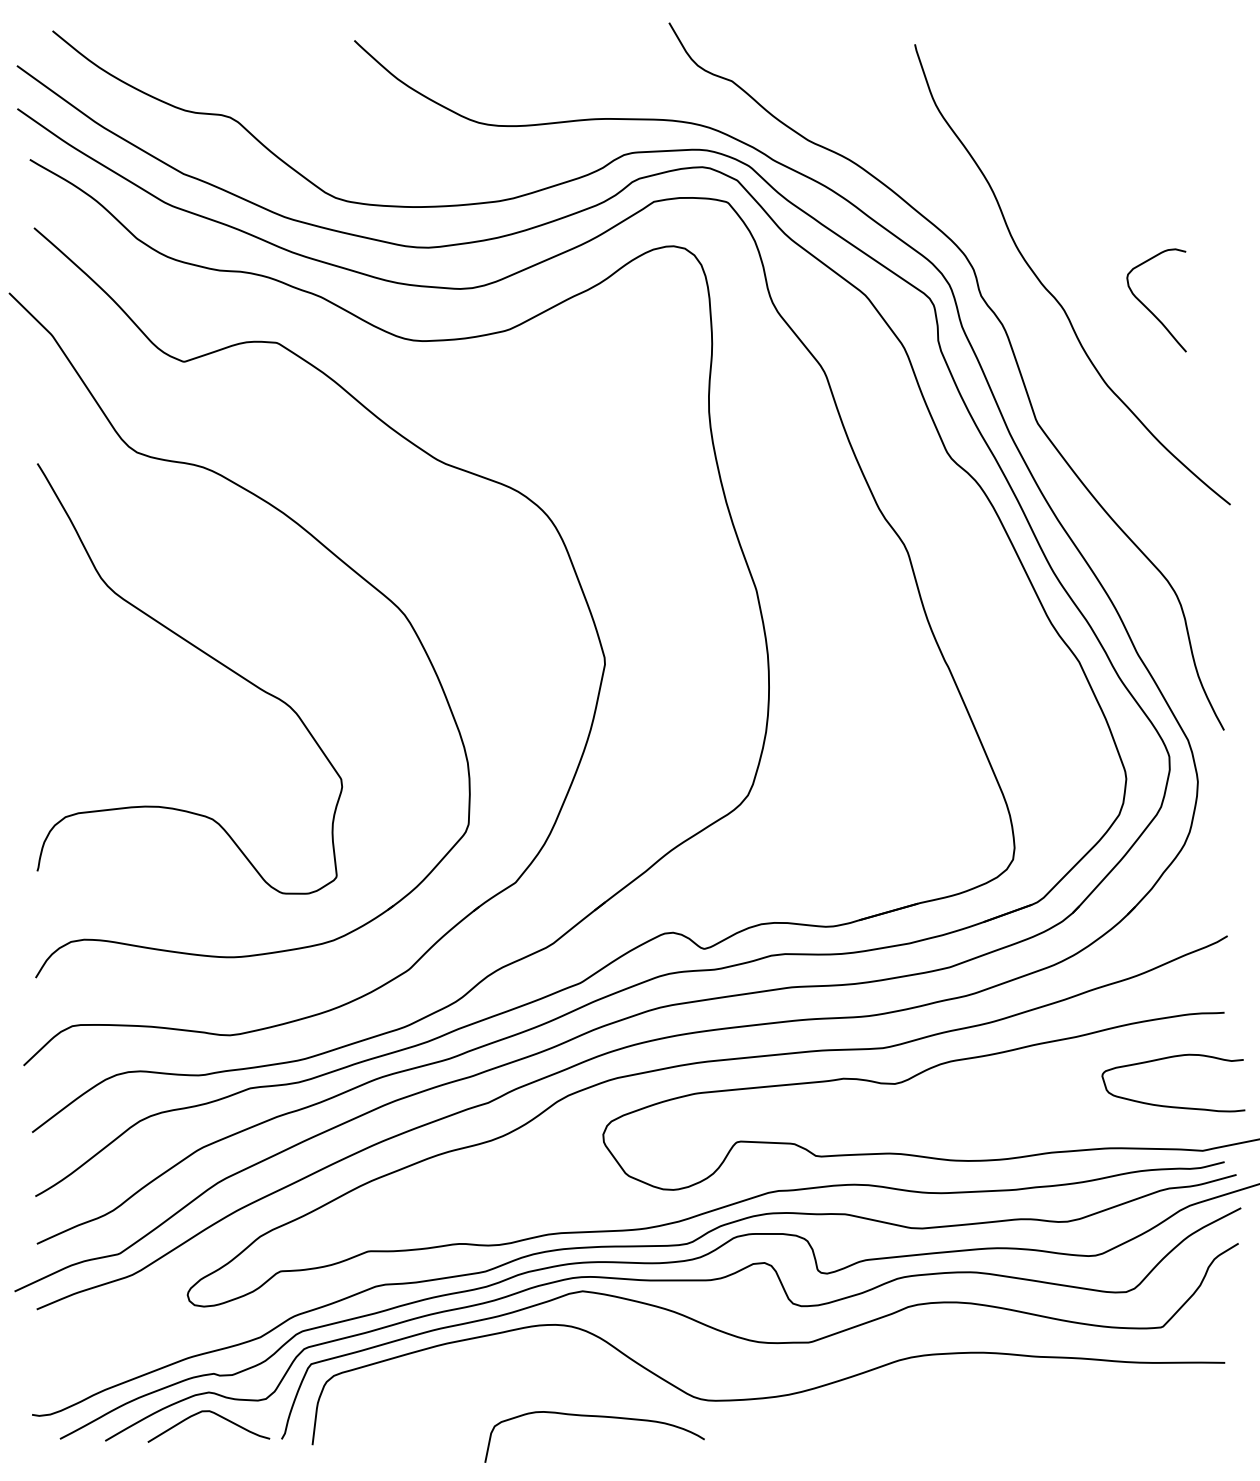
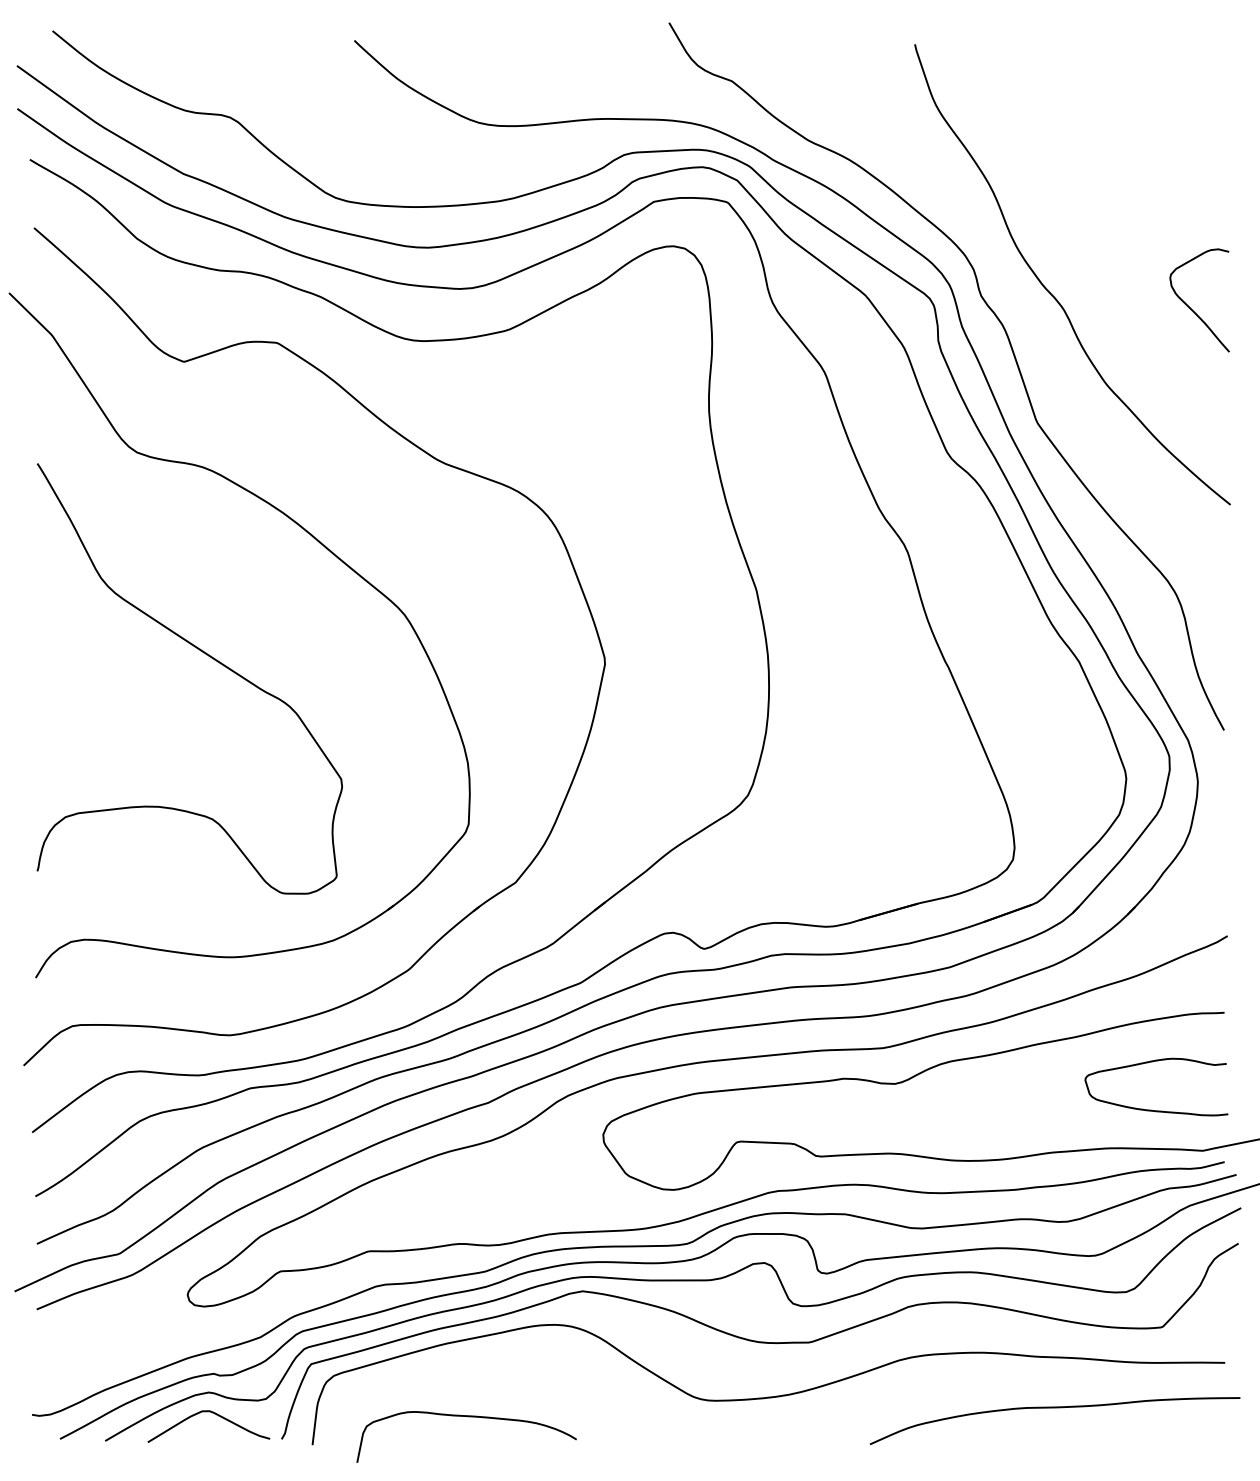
curve position: (1148, 308) -> (1191, 308) (1191, 308)
curve position: (1168, 1105) -> (1151, 1109) (1151, 1109)
curve: none -> present (1054, 1408)
curve position: (595, 1417) -> (467, 1417) (467, 1417)
